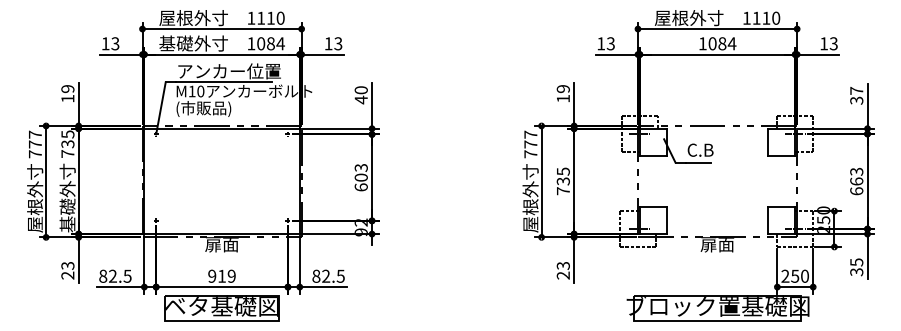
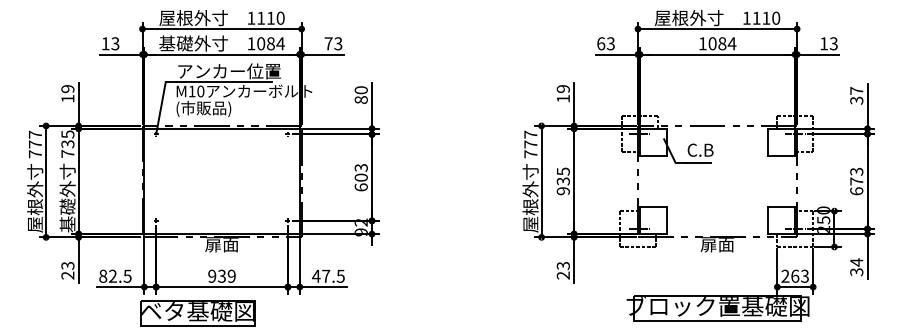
text: 13 -> 73 (328, 43)
text: 13 -> 63 (601, 43)
text: 40 -> 80 (360, 99)
text: 663 -> 673 (856, 181)
text: 735 -> 935 (562, 191)
text: 35 -> 34 (856, 262)
text: 919 -> 939 (221, 275)
text: 82.5 -> 47.5 (321, 275)
text: 250 -> 263 (799, 275)
part position: (221, 308) -> (197, 313) (197, 313)
